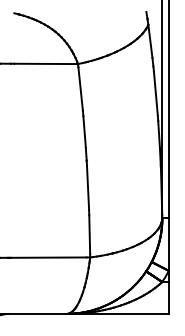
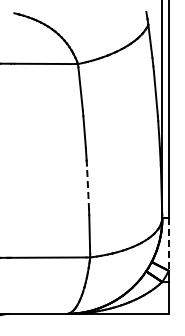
line: solid -> dashed (88, 187)
line: solid -> dashed (168, 245)
